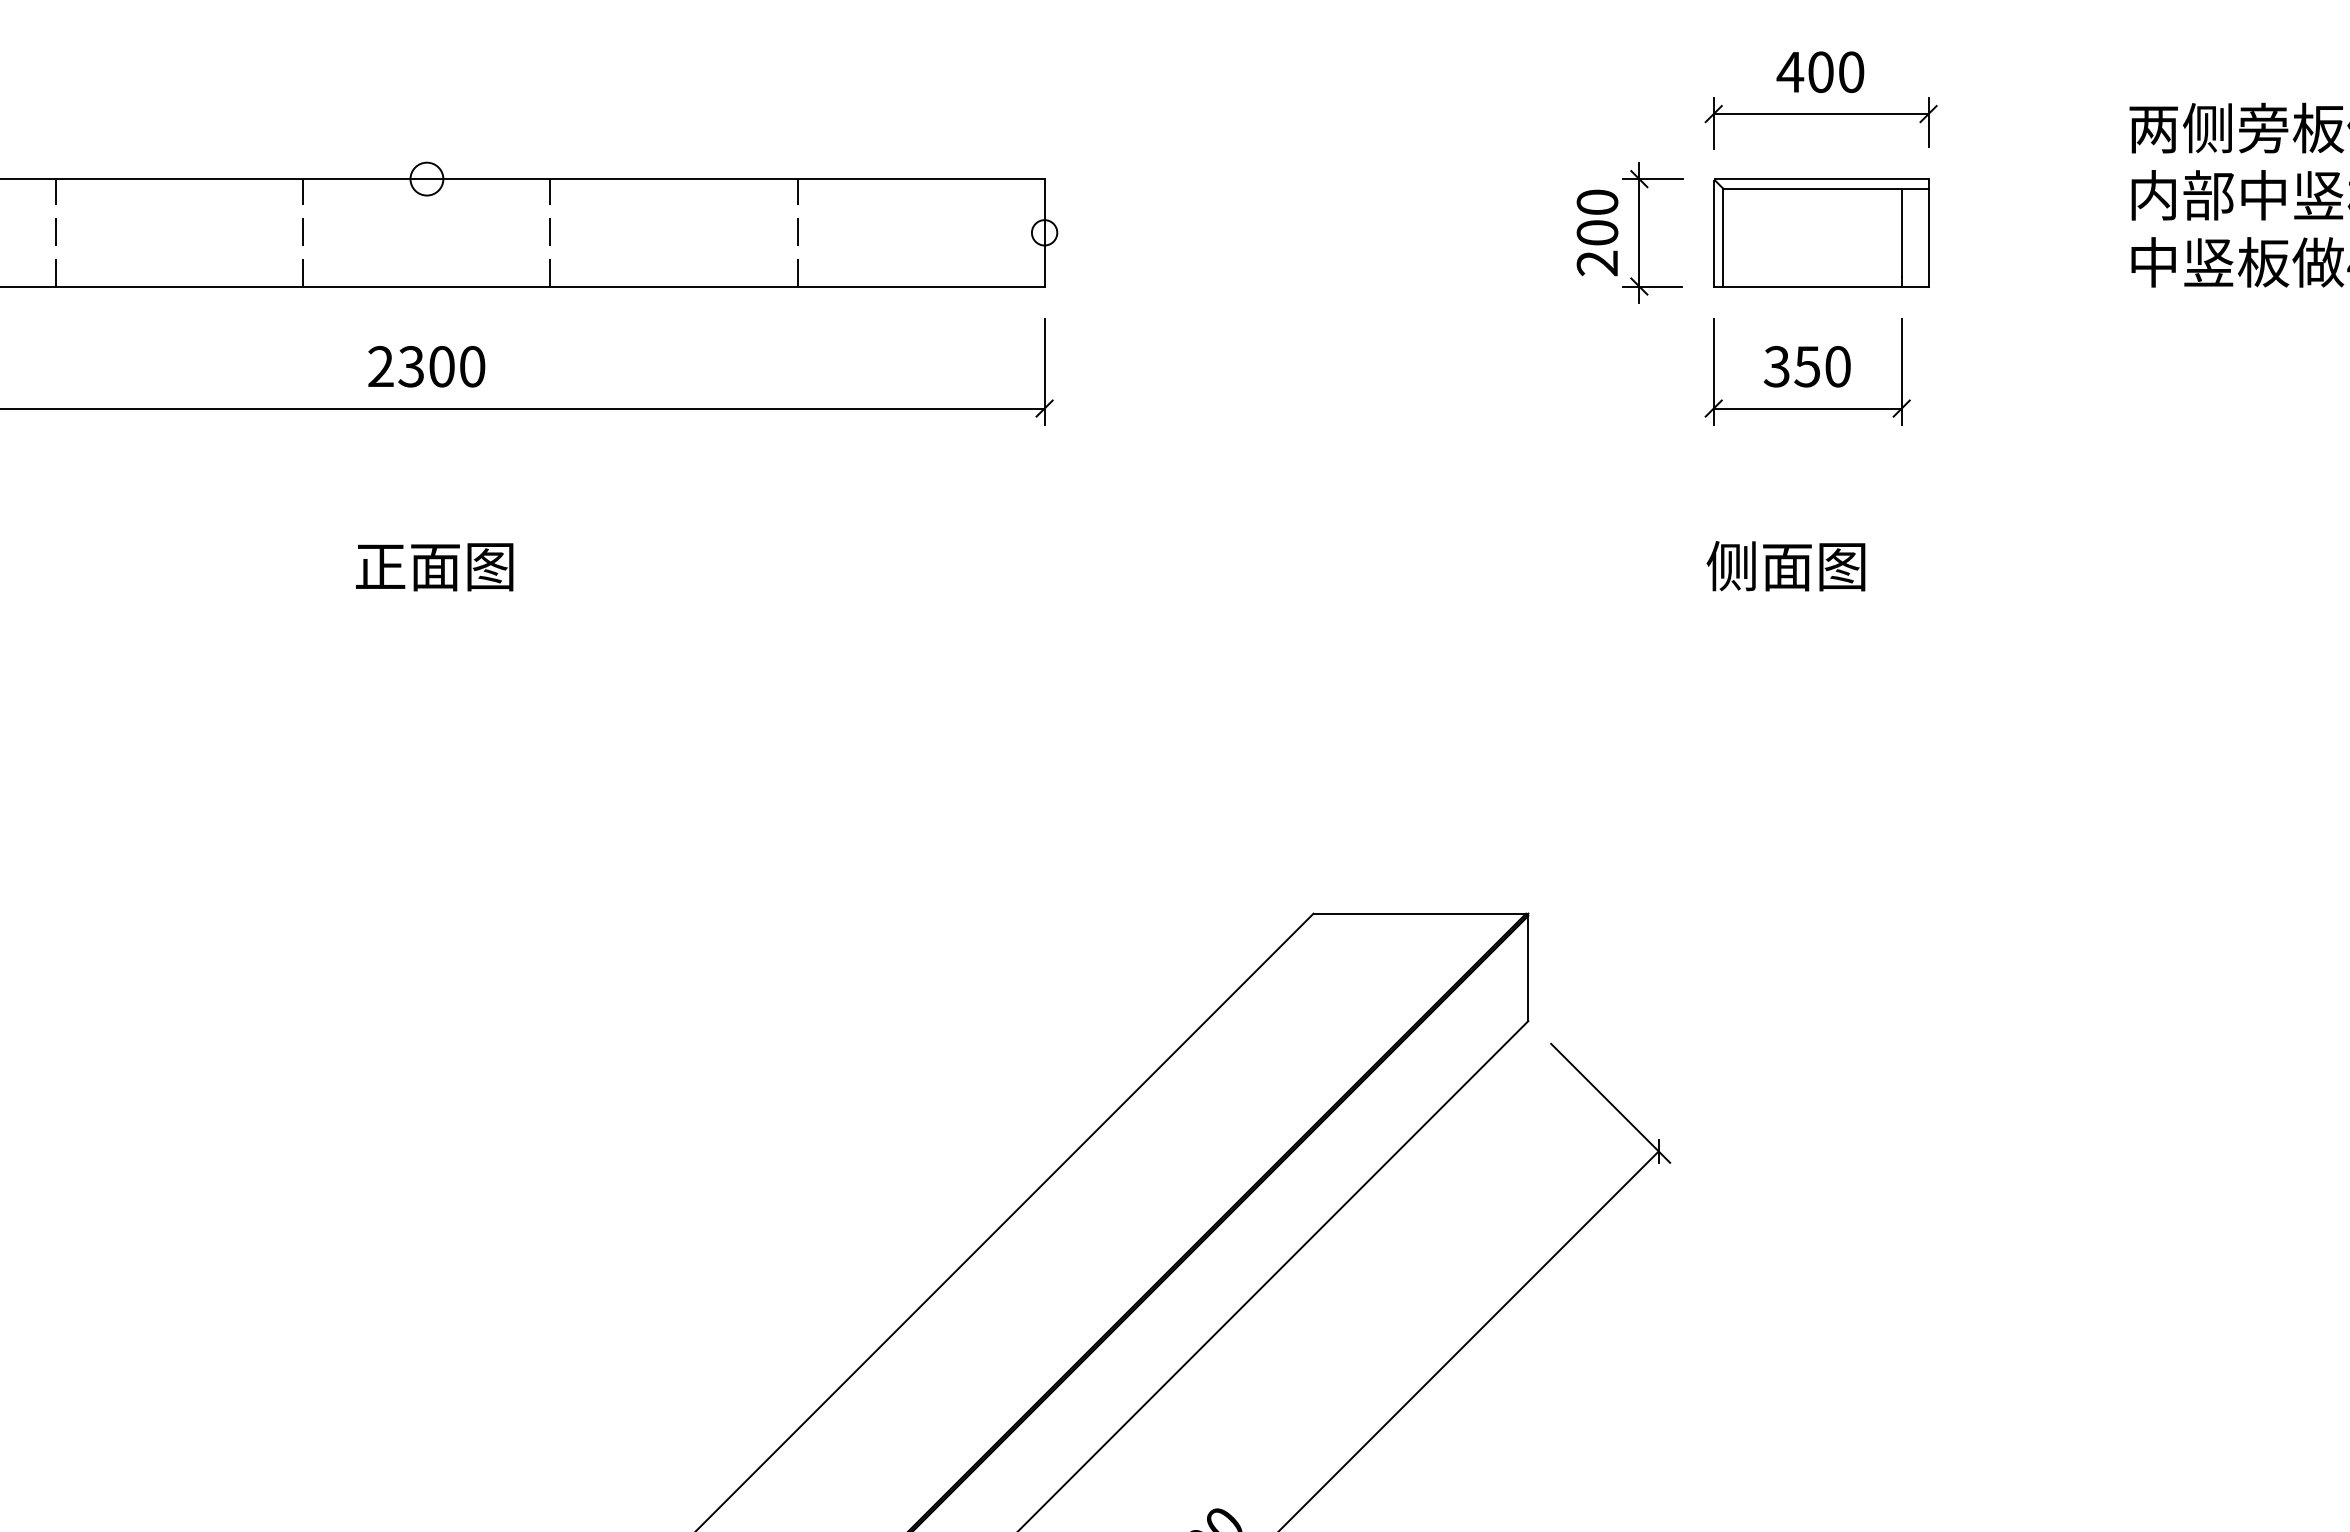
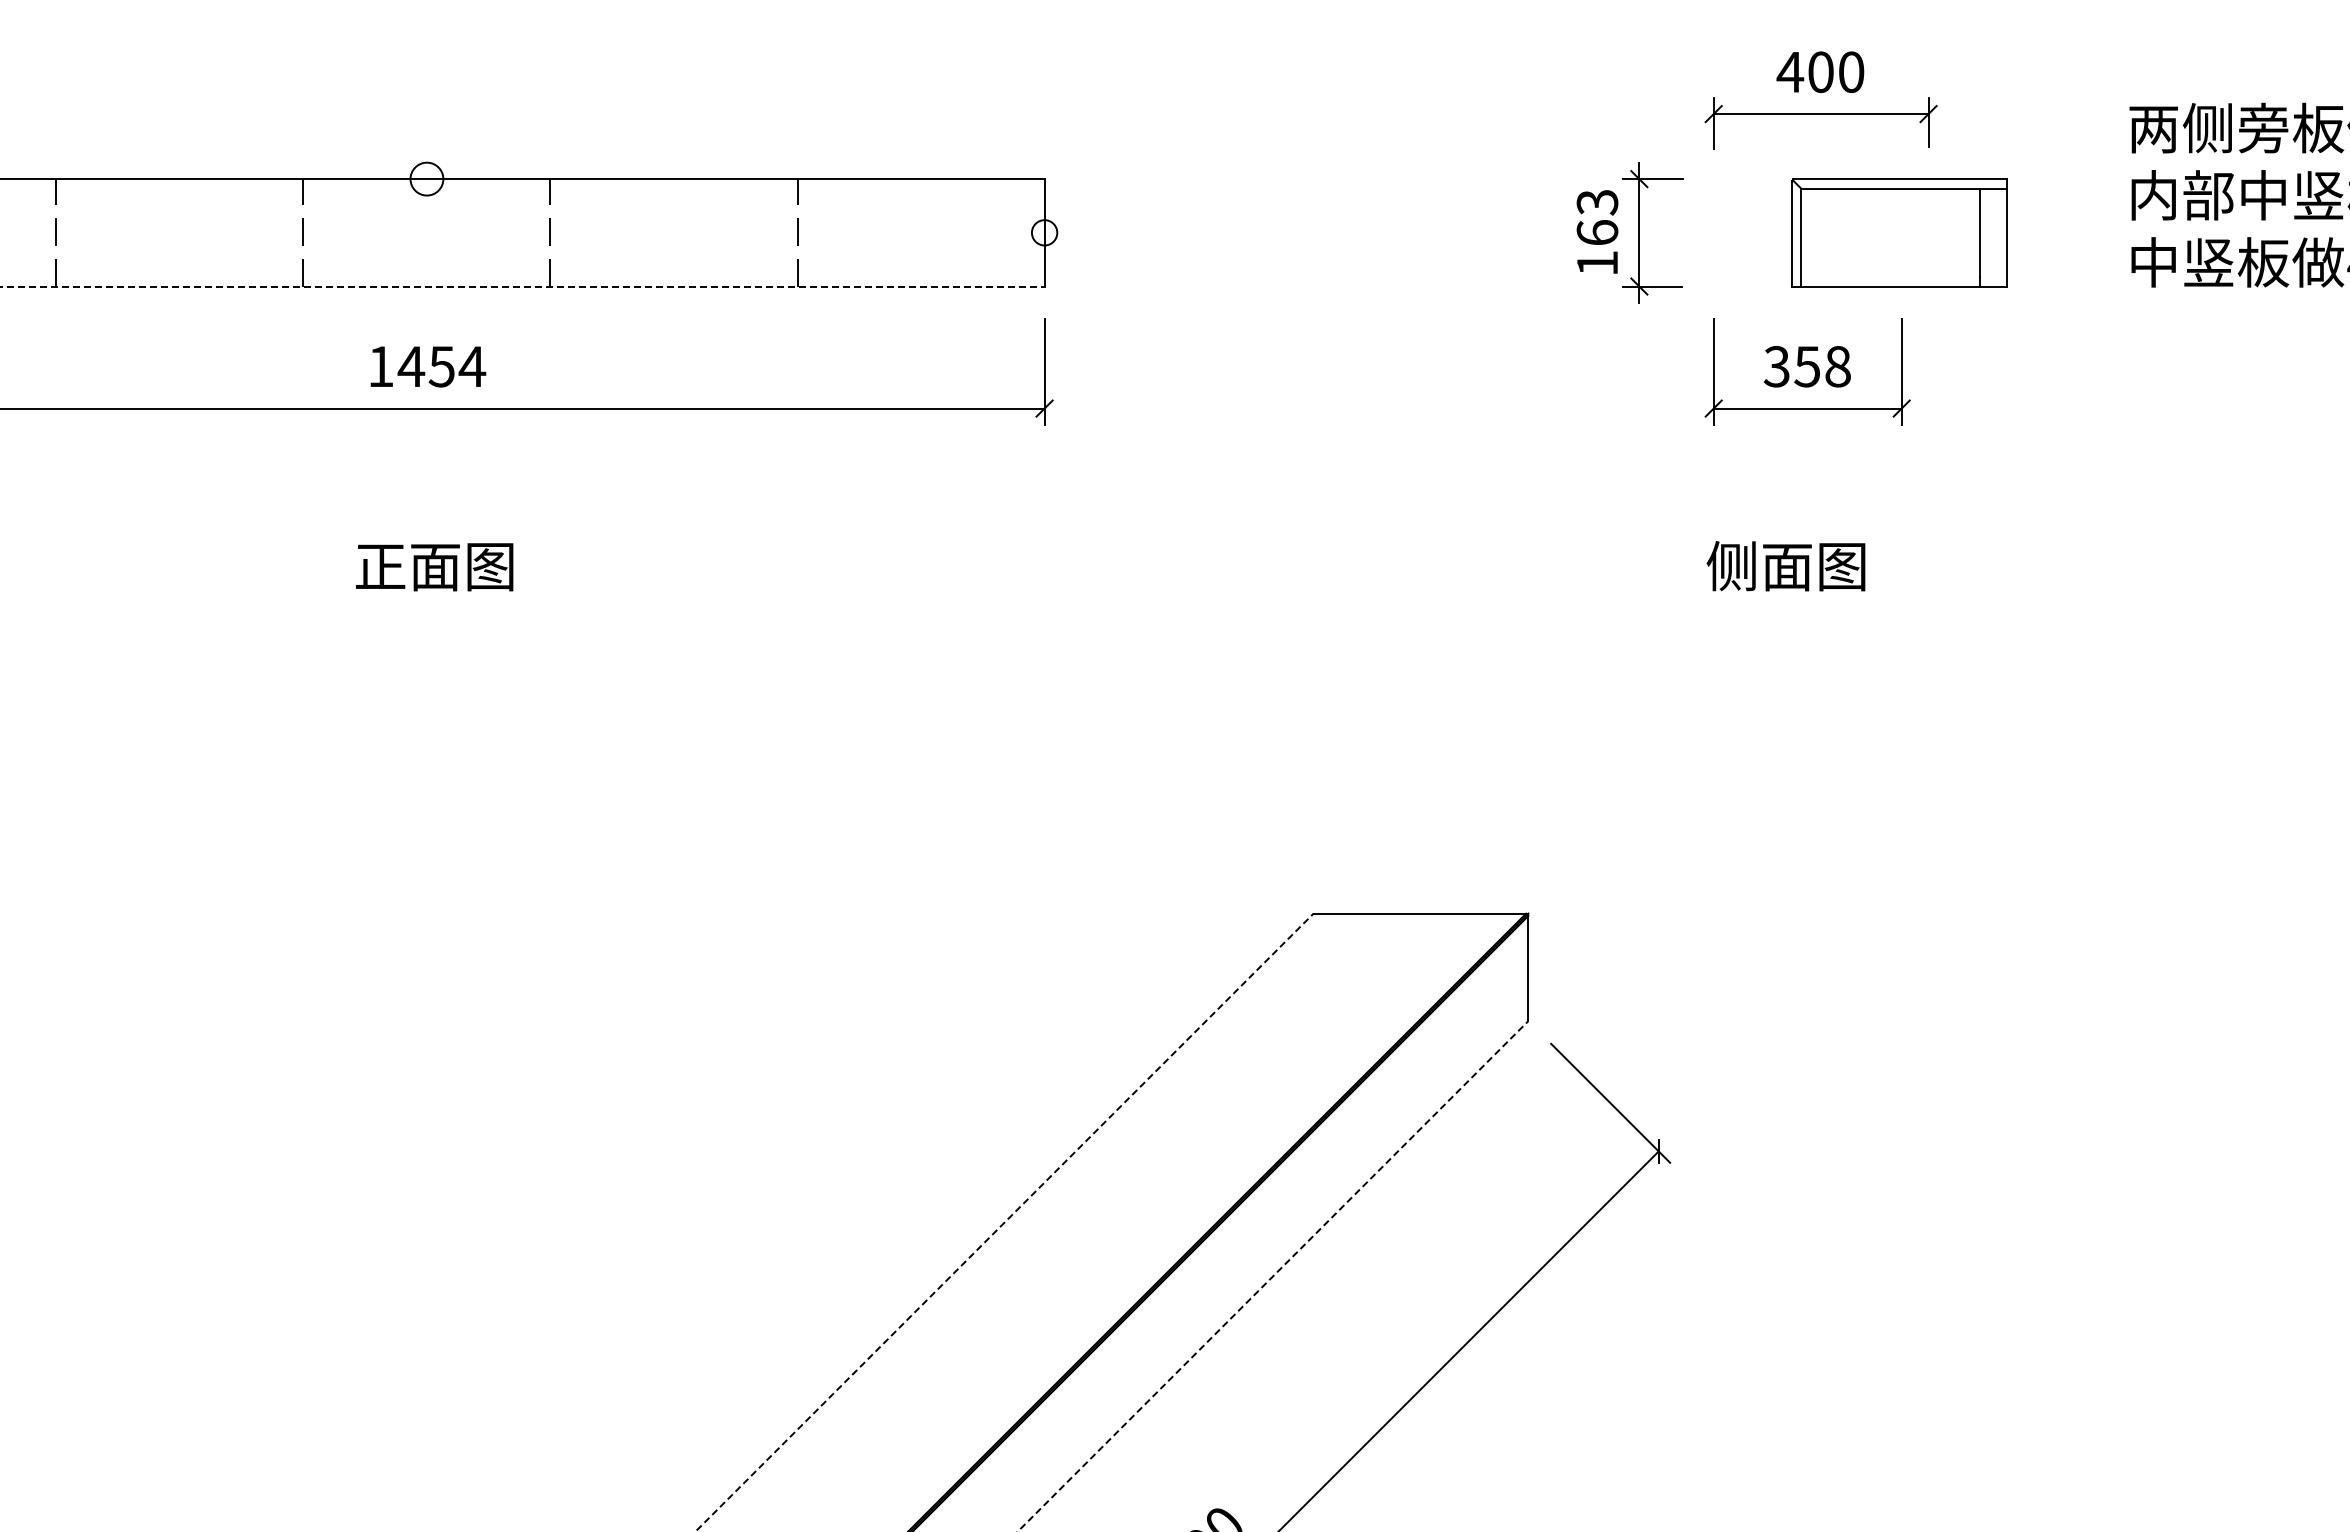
text: 200 -> 163 (1597, 232)
part position: (1821, 232) -> (1899, 232) (1899, 232)
line: solid -> dashed (522, 286)
text: 2300 -> 1454 (427, 366)
text: 350 -> 358 (1837, 366)
line: solid -> dashed (1004, 1222)
line: solid -> dashed (1273, 1276)
